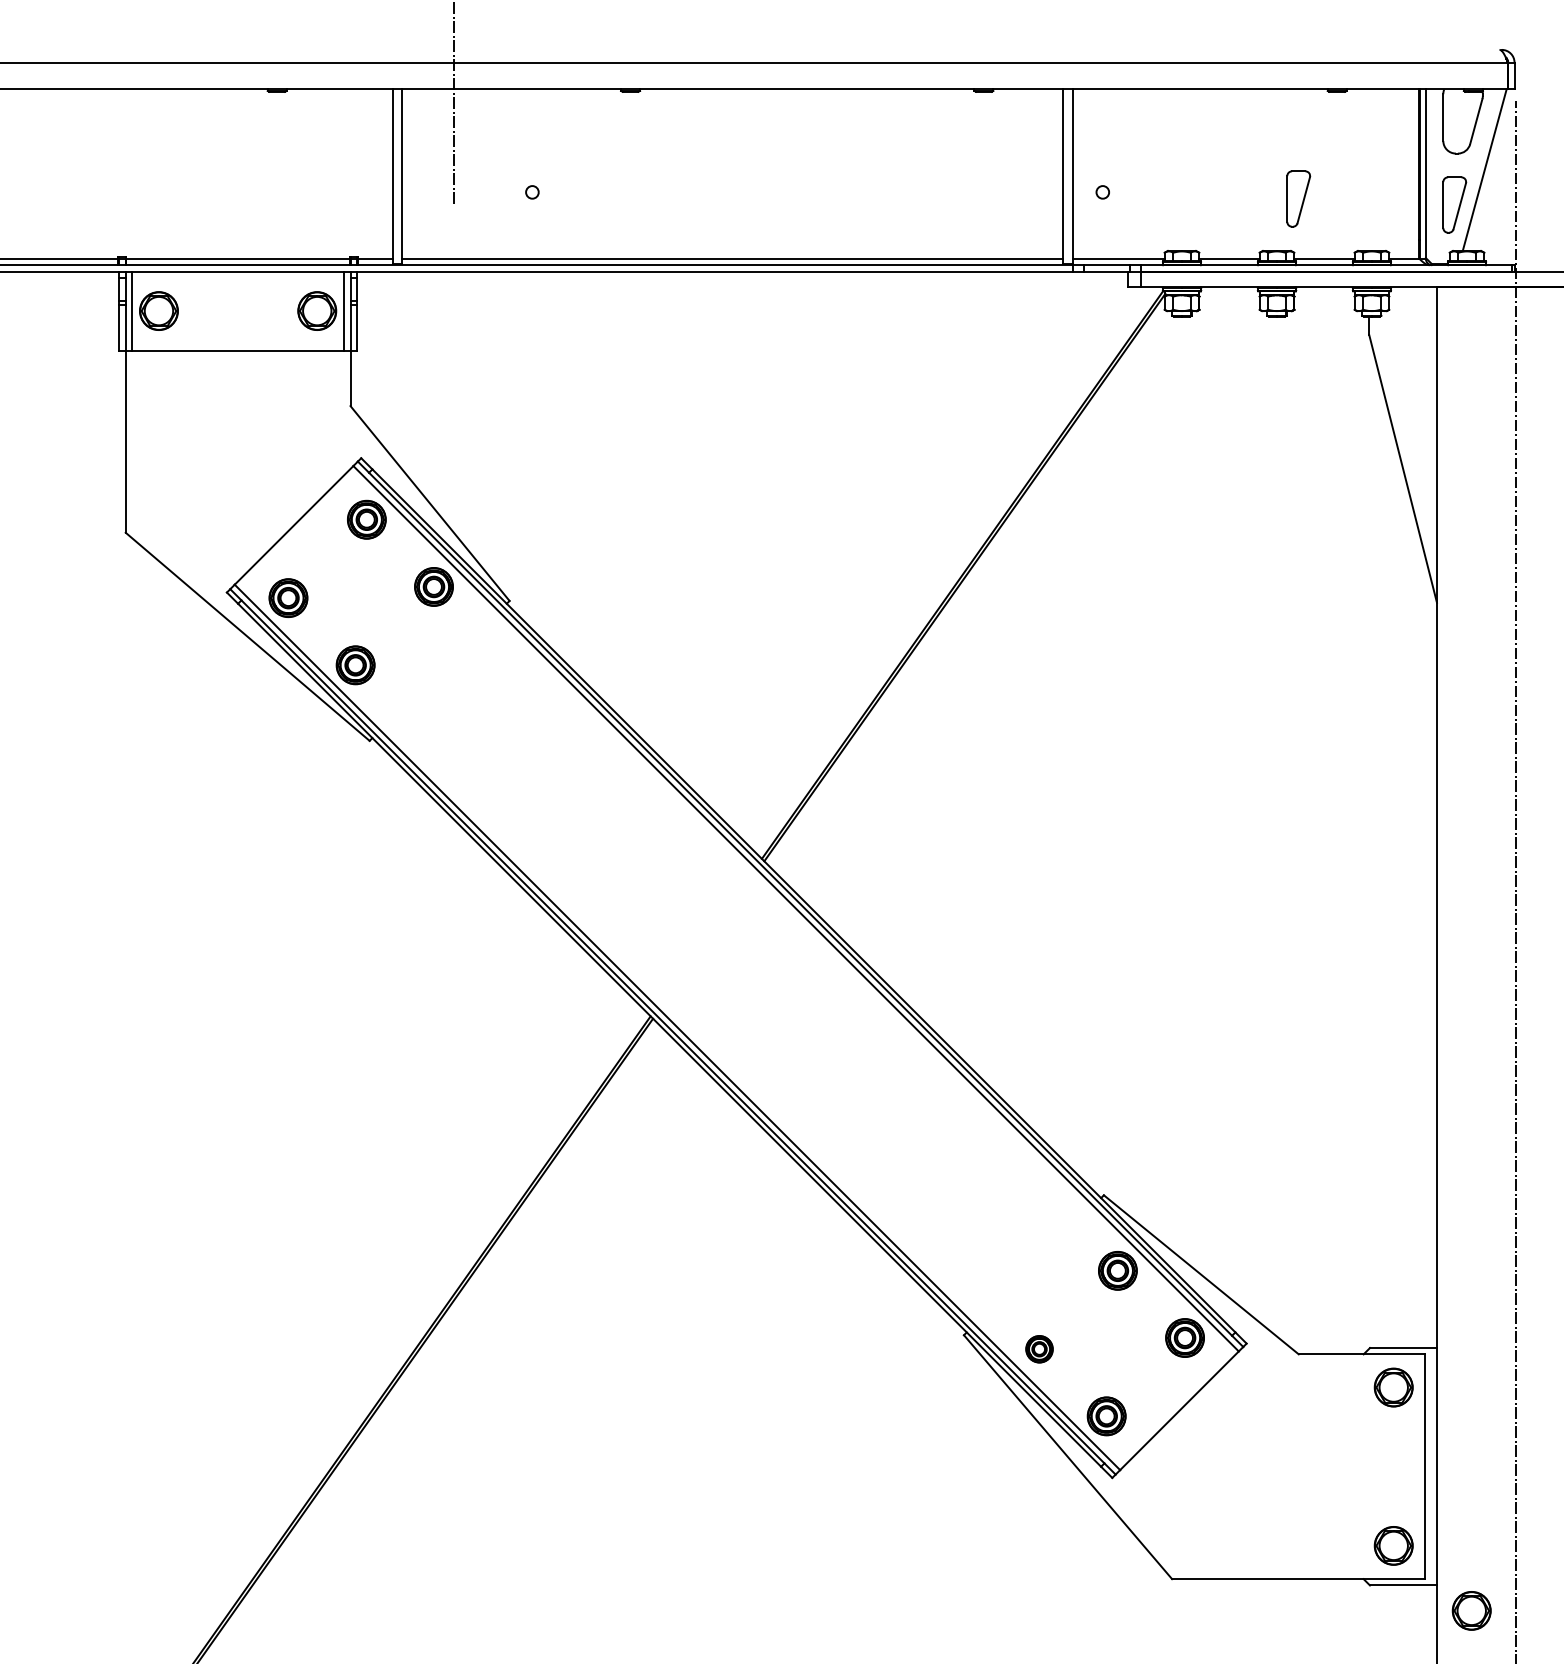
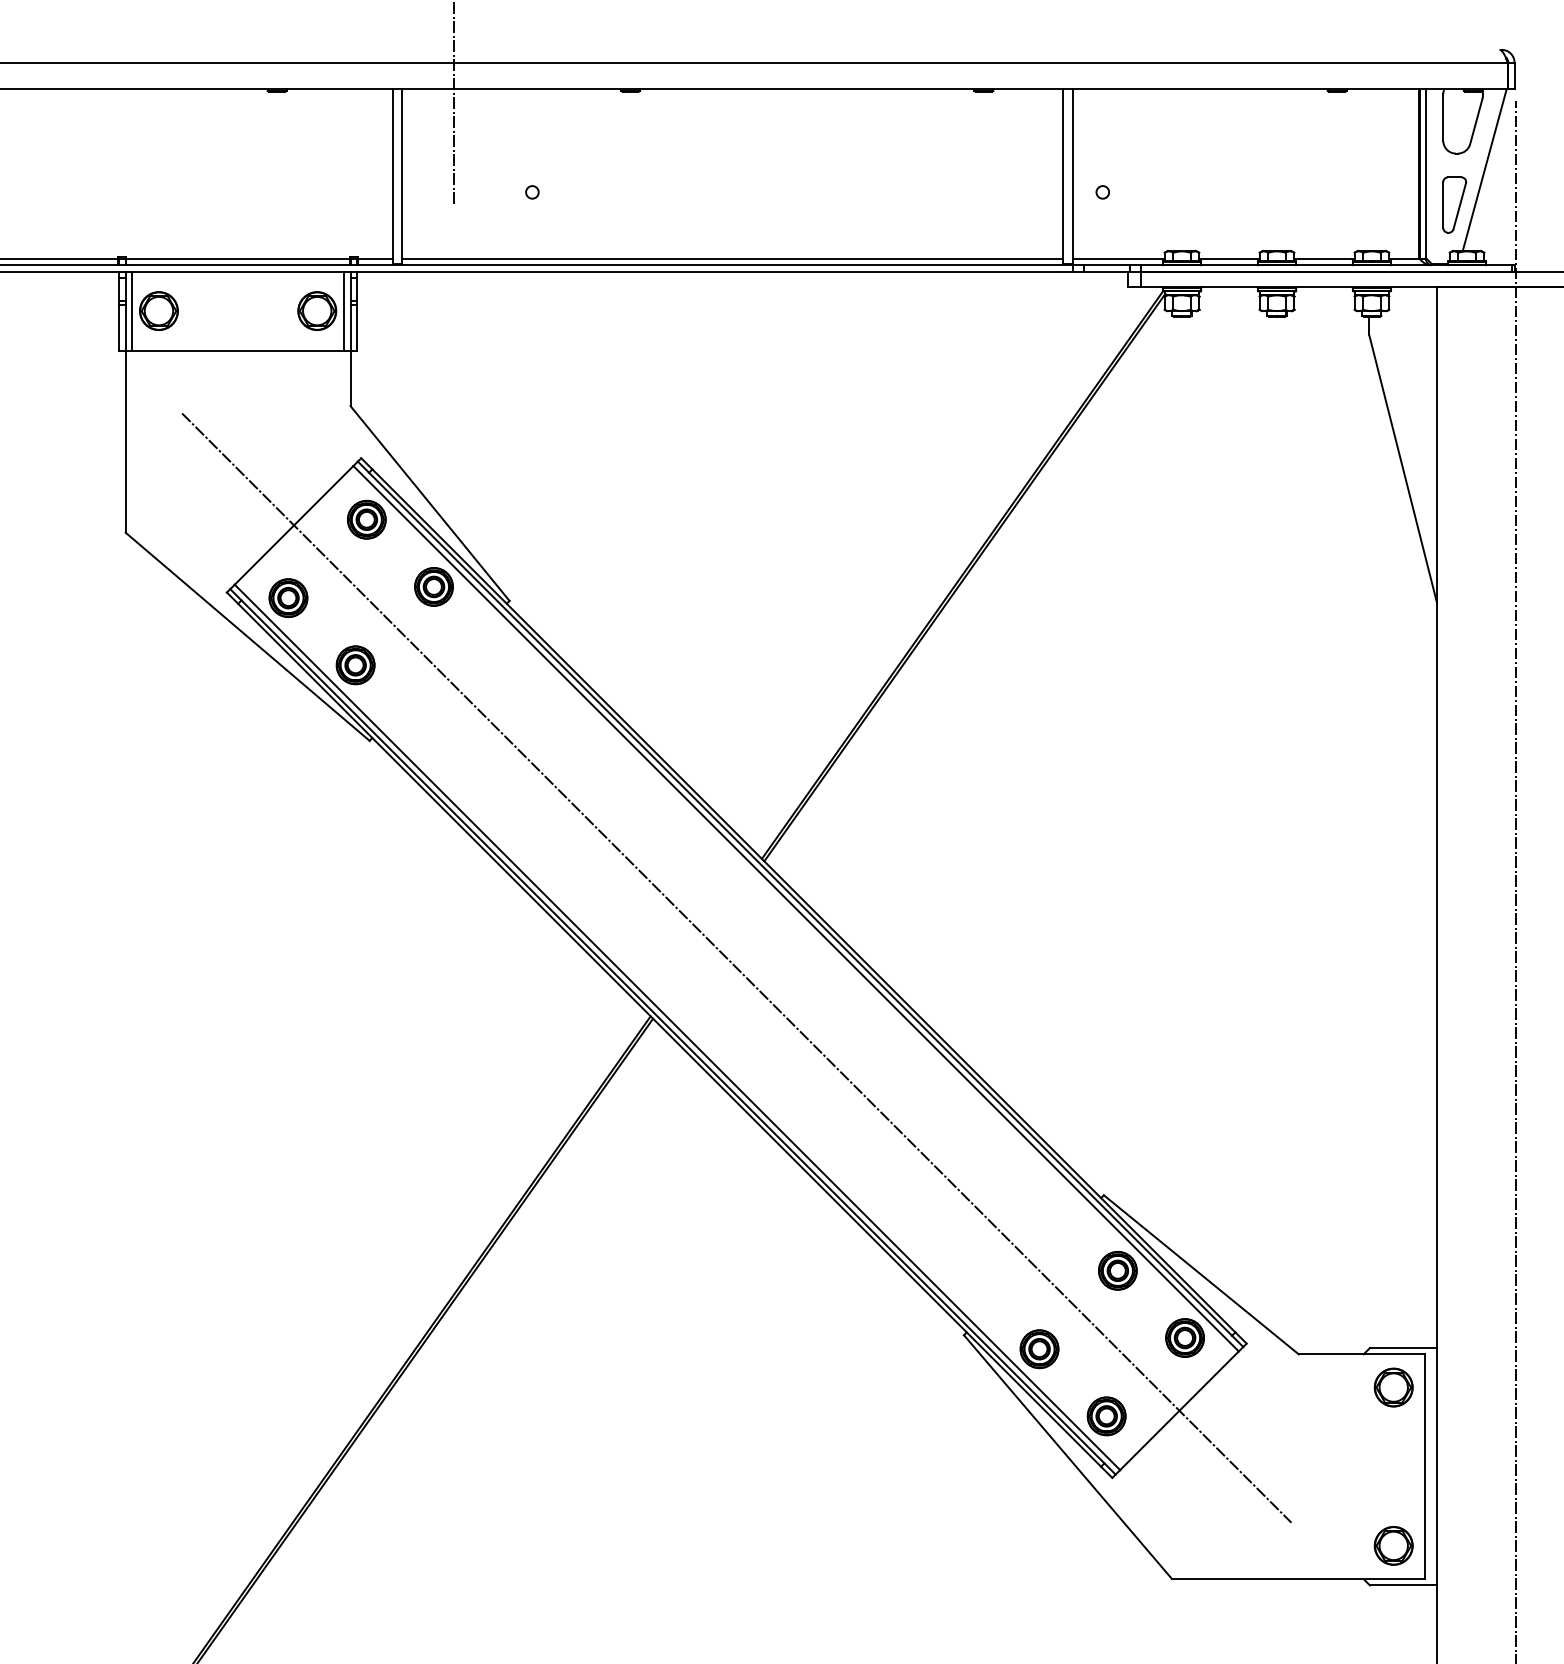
part: present -> none (1298, 198)
line: none -> present (736, 967)
part size: 29x29 px -> 41x41 px (1039, 1349)
part: present -> none (1471, 1610)
